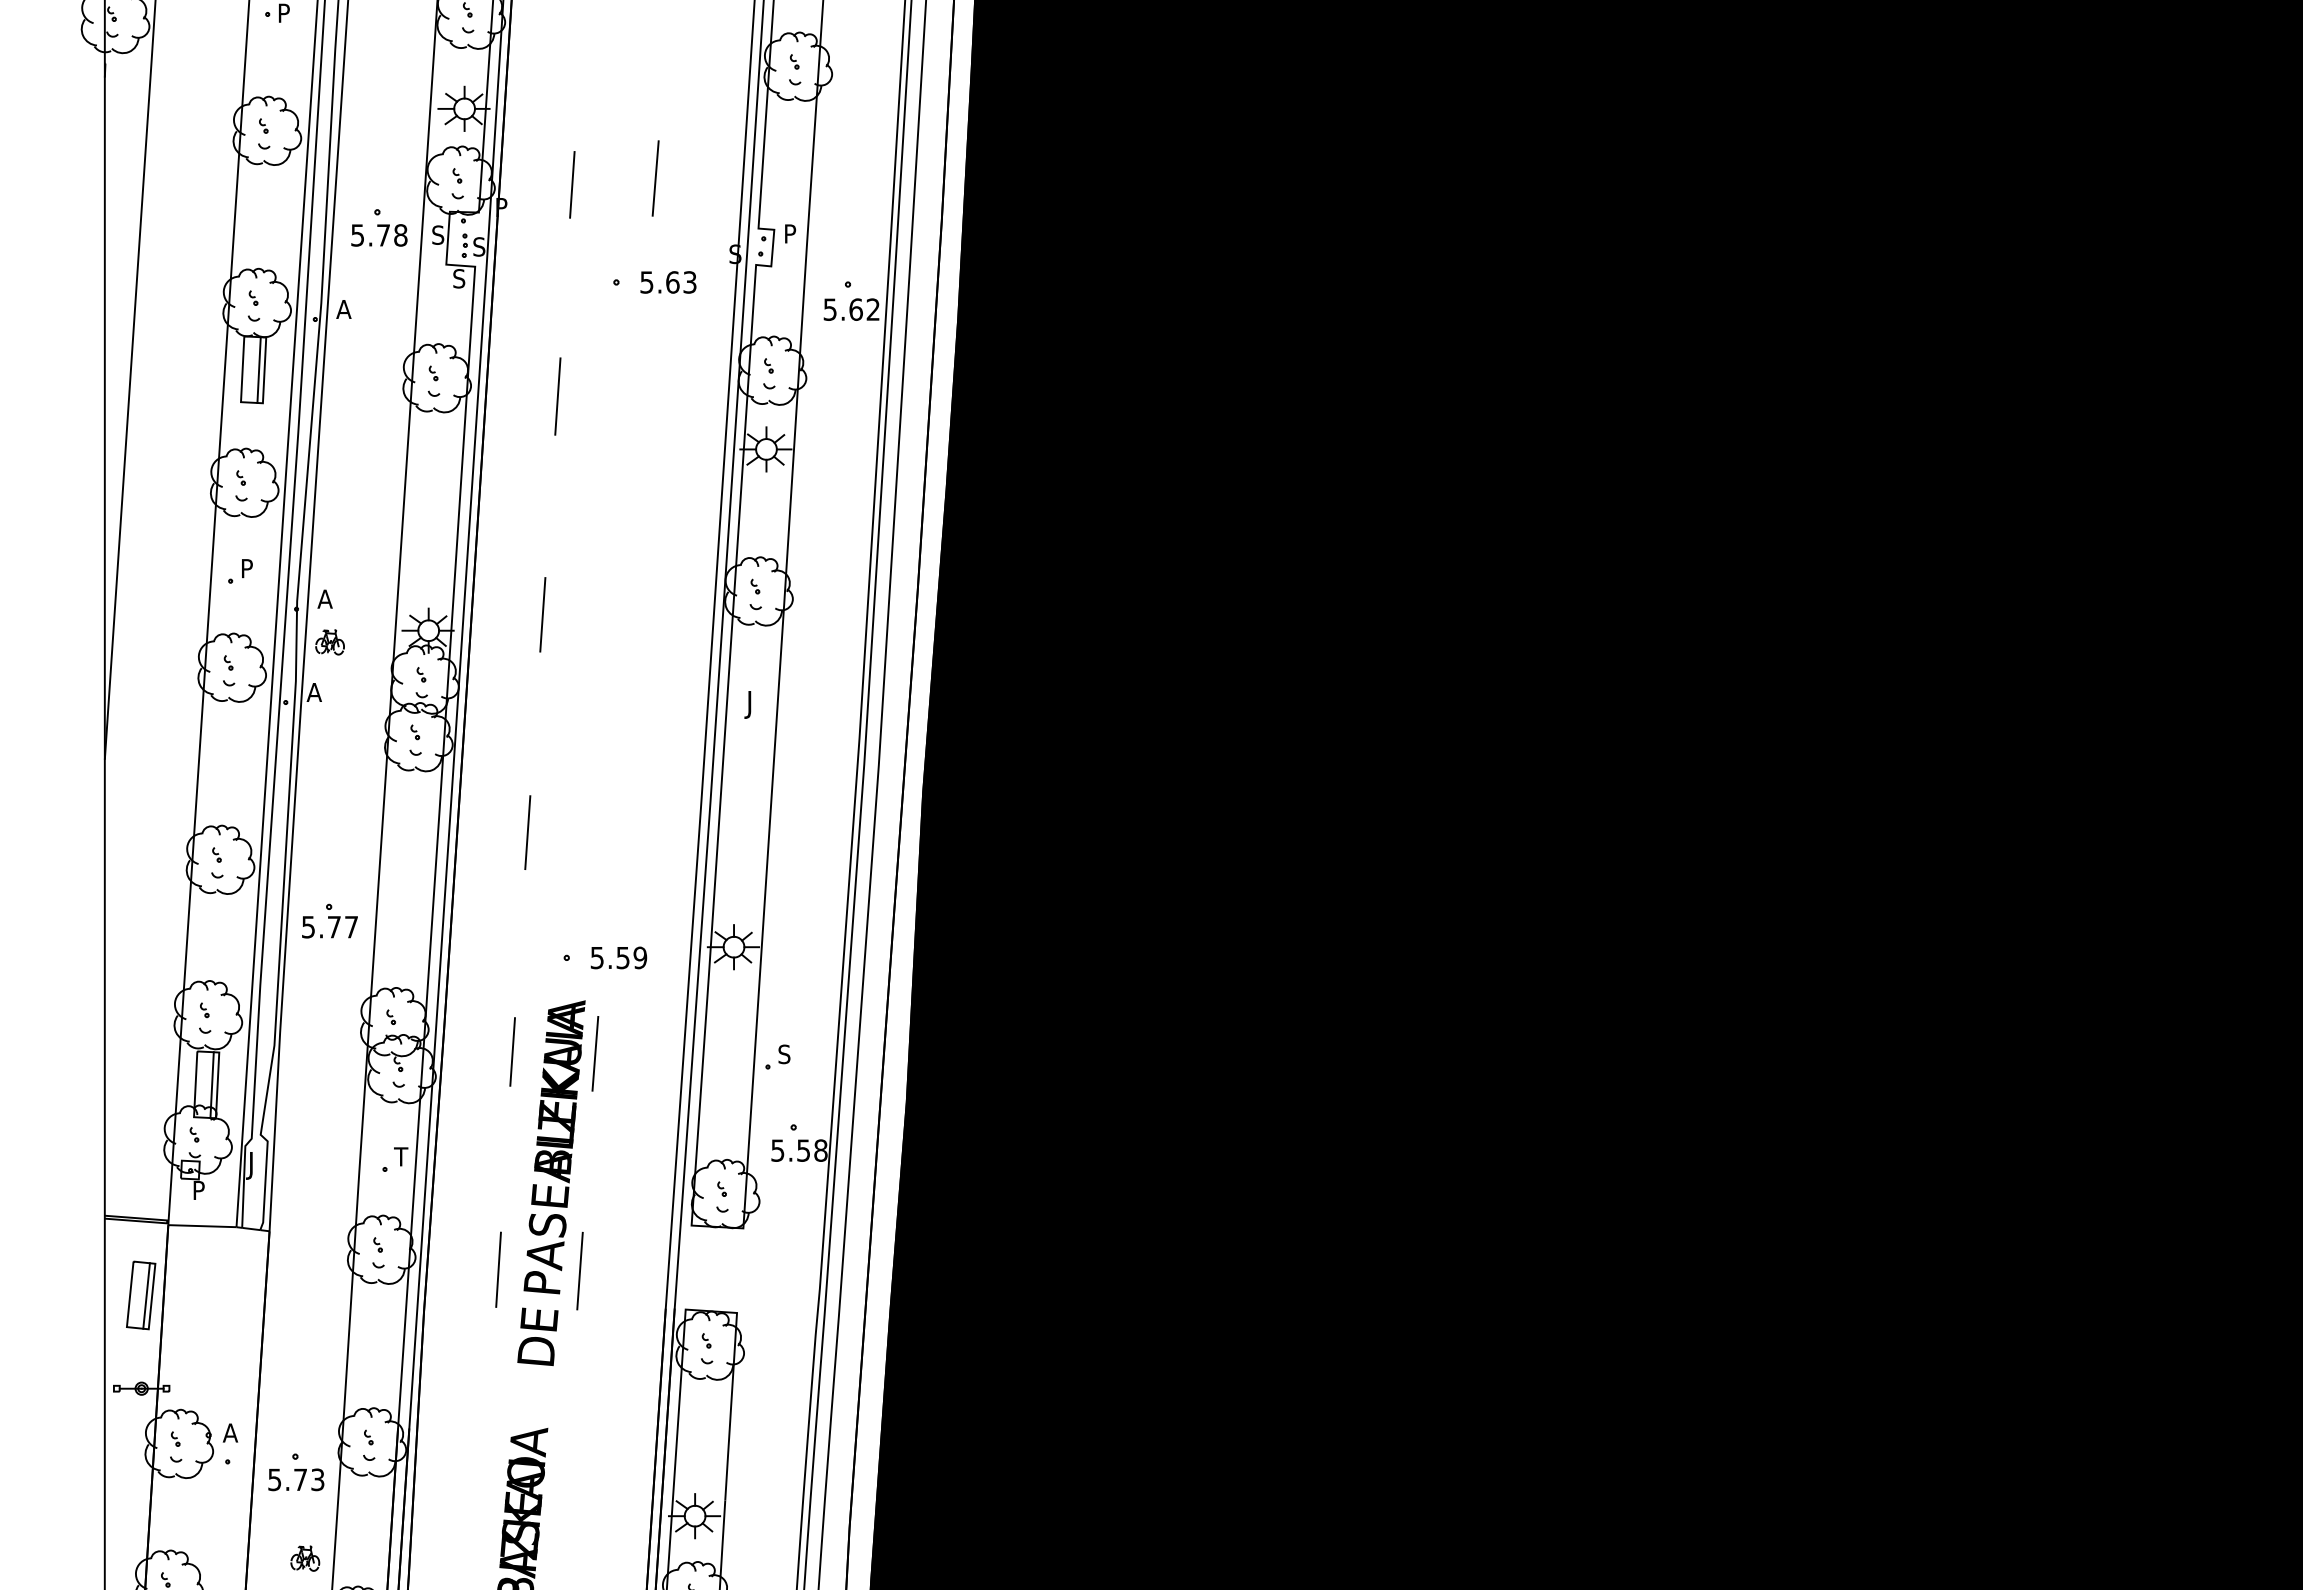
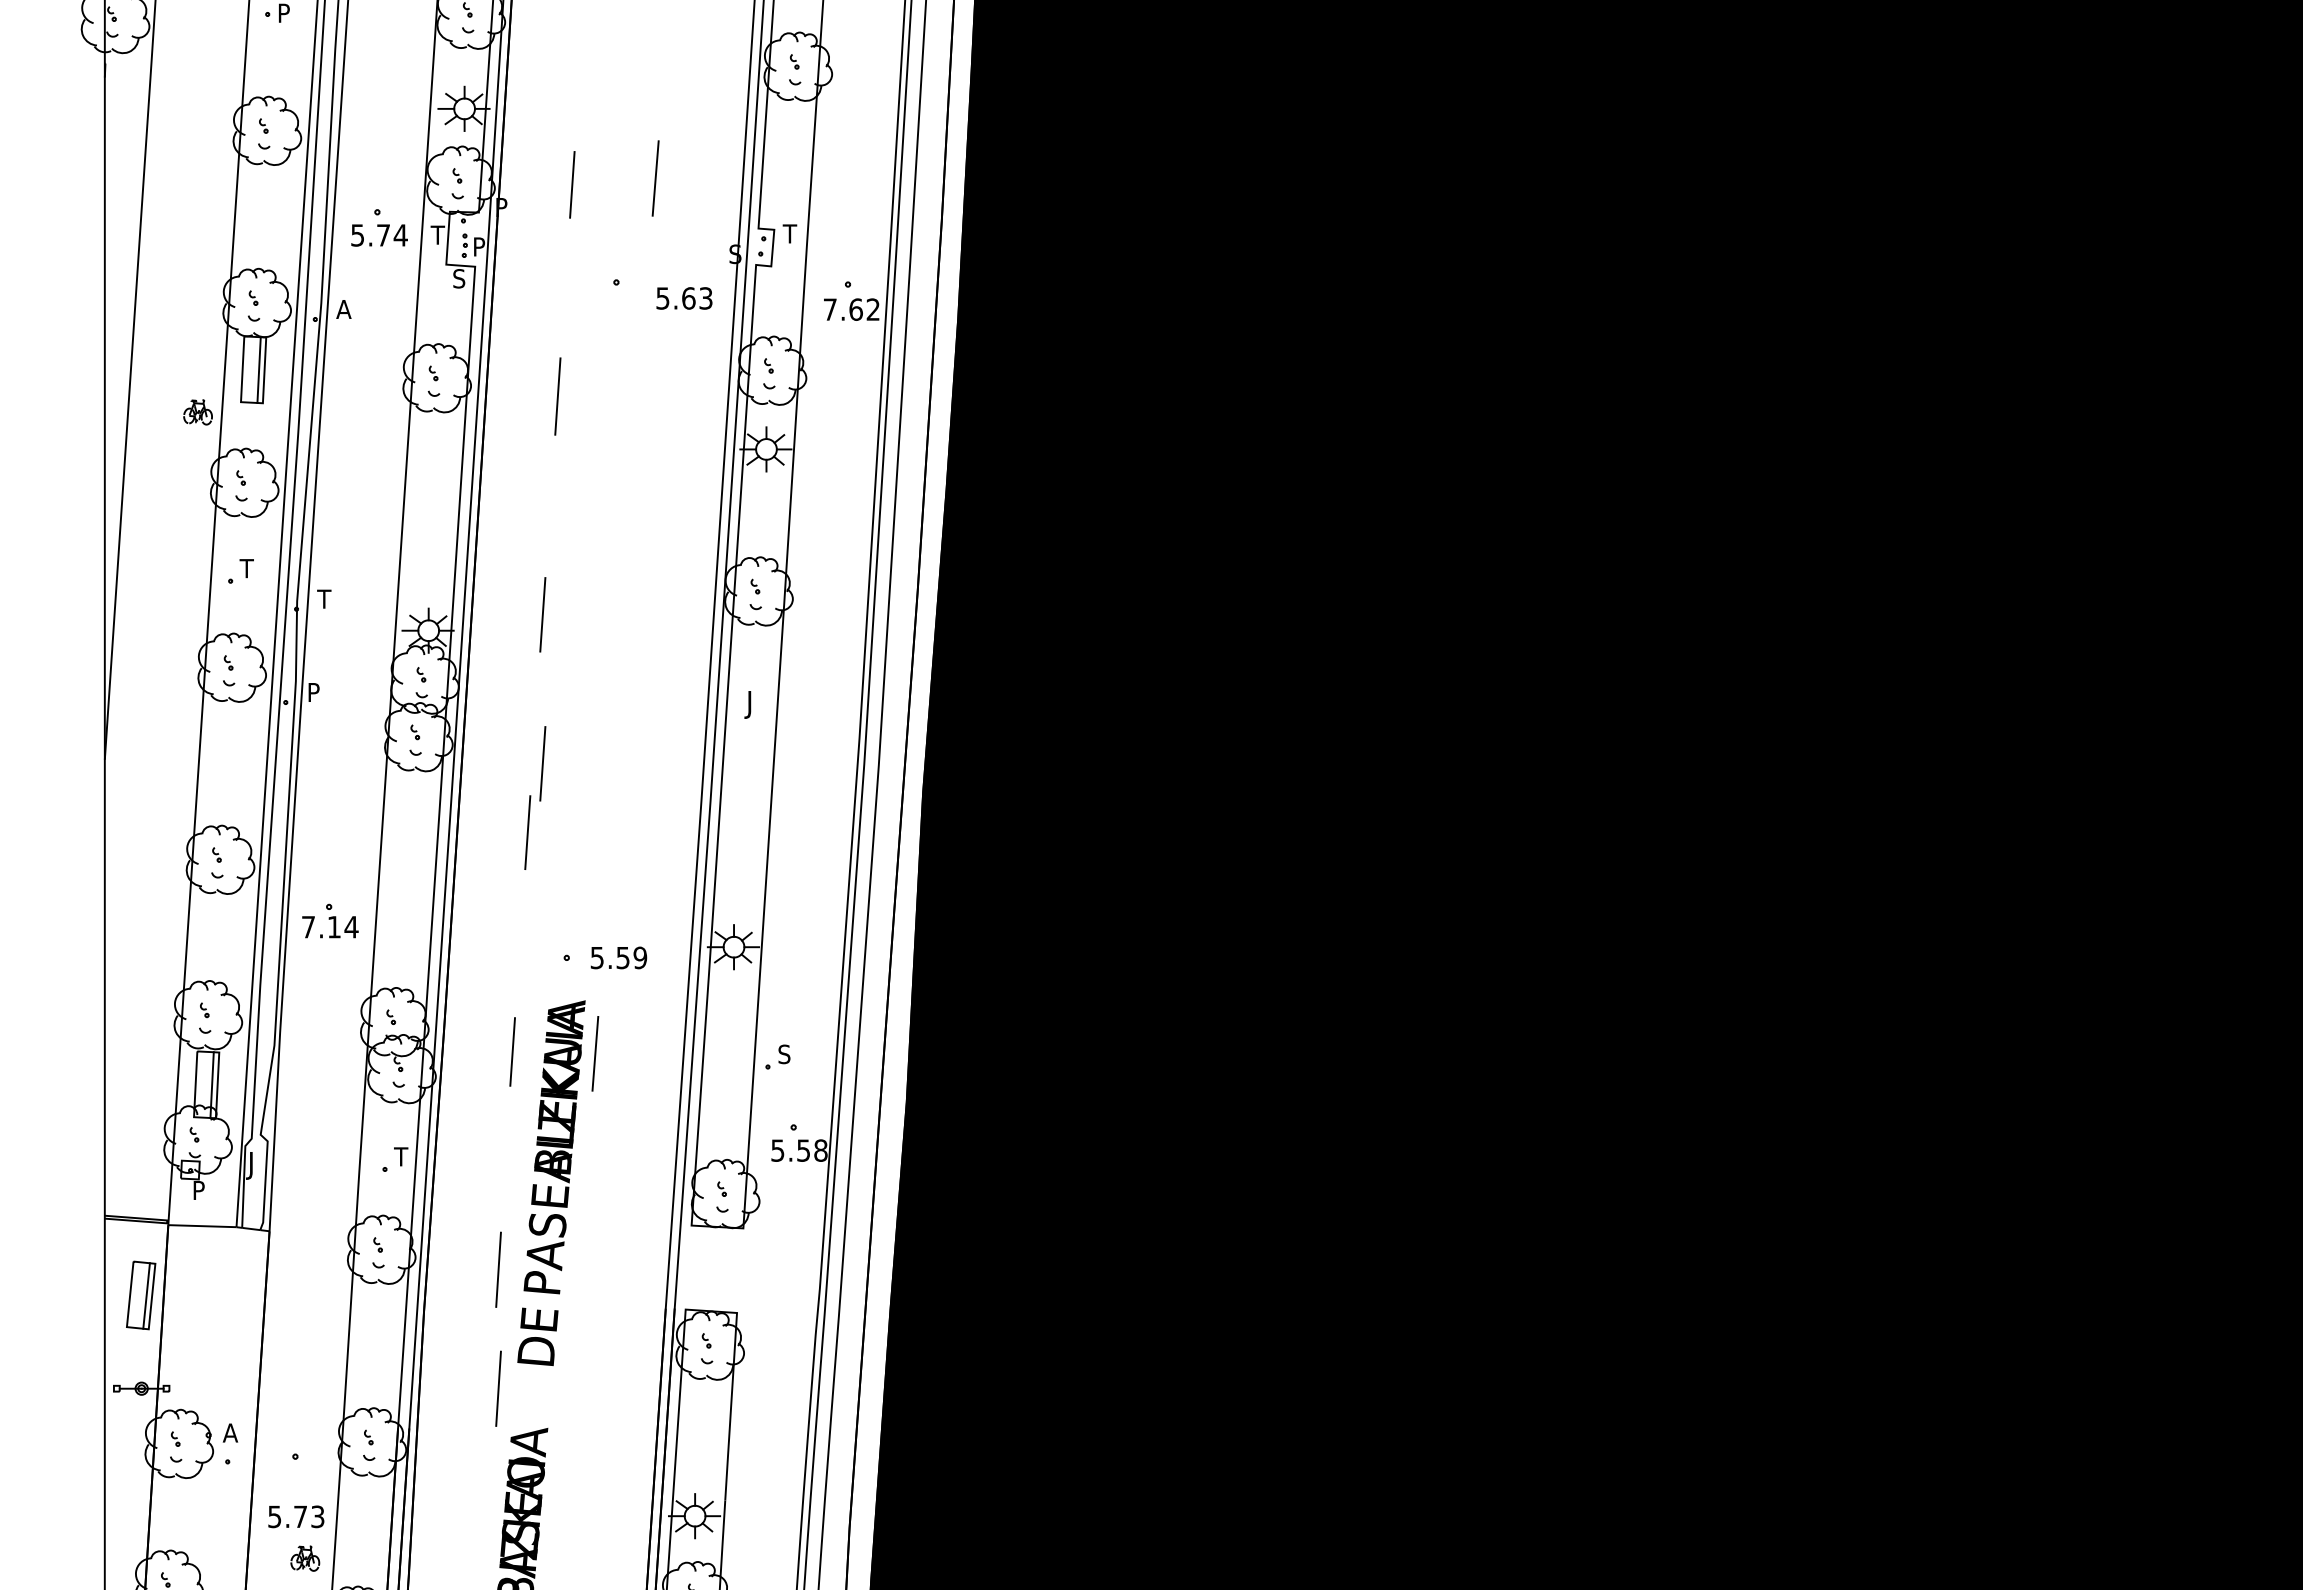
text: P -> T (789, 233)
text: S -> T (437, 234)
text: 5.78 -> 5.74 (400, 235)
text: S -> P (479, 246)
text position: (668, 282) -> (684, 298) (684, 298)
text: 5.62 -> 7.62 (829, 309)
text: P -> T (246, 568)
text: A -> T (324, 598)
part position: (329, 642) -> (197, 412) (197, 412)
text: A -> P (313, 692)
line: none -> present (542, 763)
text: 5.77 -> 7.14 (330, 927)
line: present -> none (579, 1270)
line: none -> present (498, 1388)
text position: (296, 1479) -> (296, 1516) (296, 1516)
